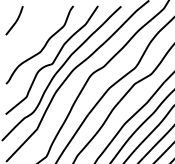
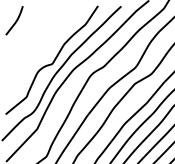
curve: present -> none (42, 47)
